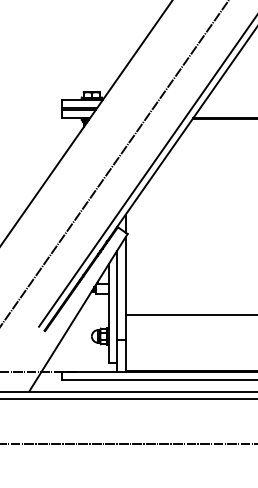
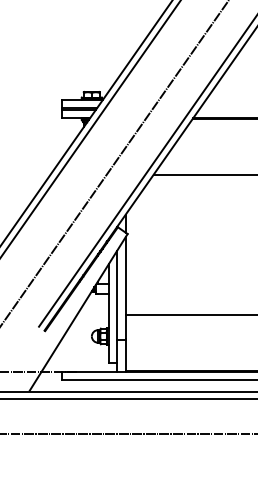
line: none -> present (90, 128)
line: none -> present (203, 174)
line position: (128, 444) -> (128, 434) (128, 434)
